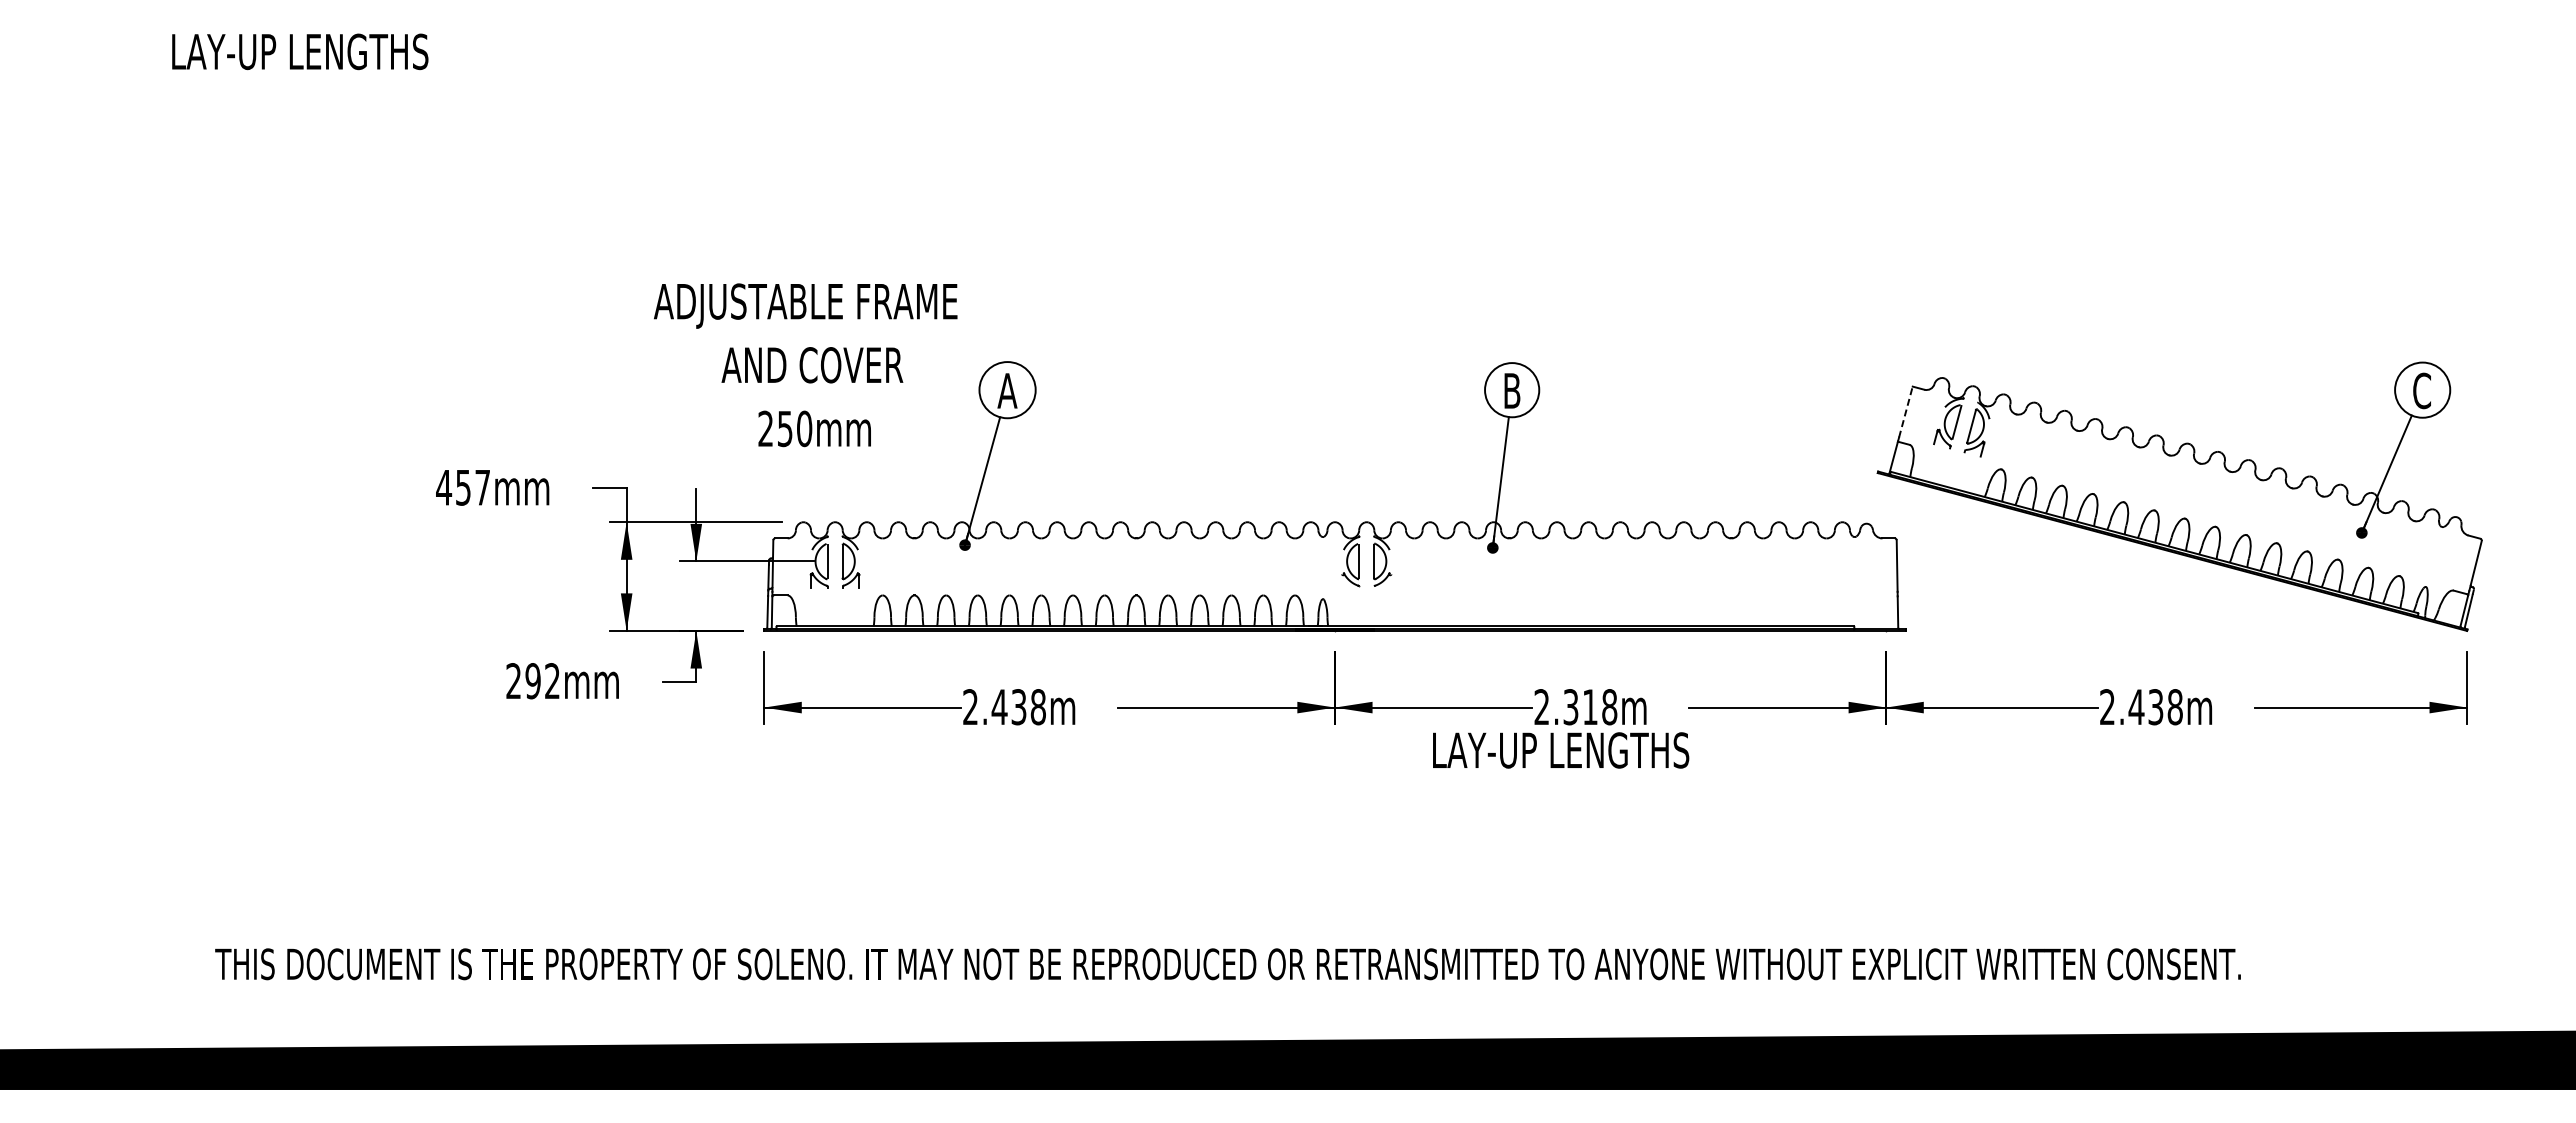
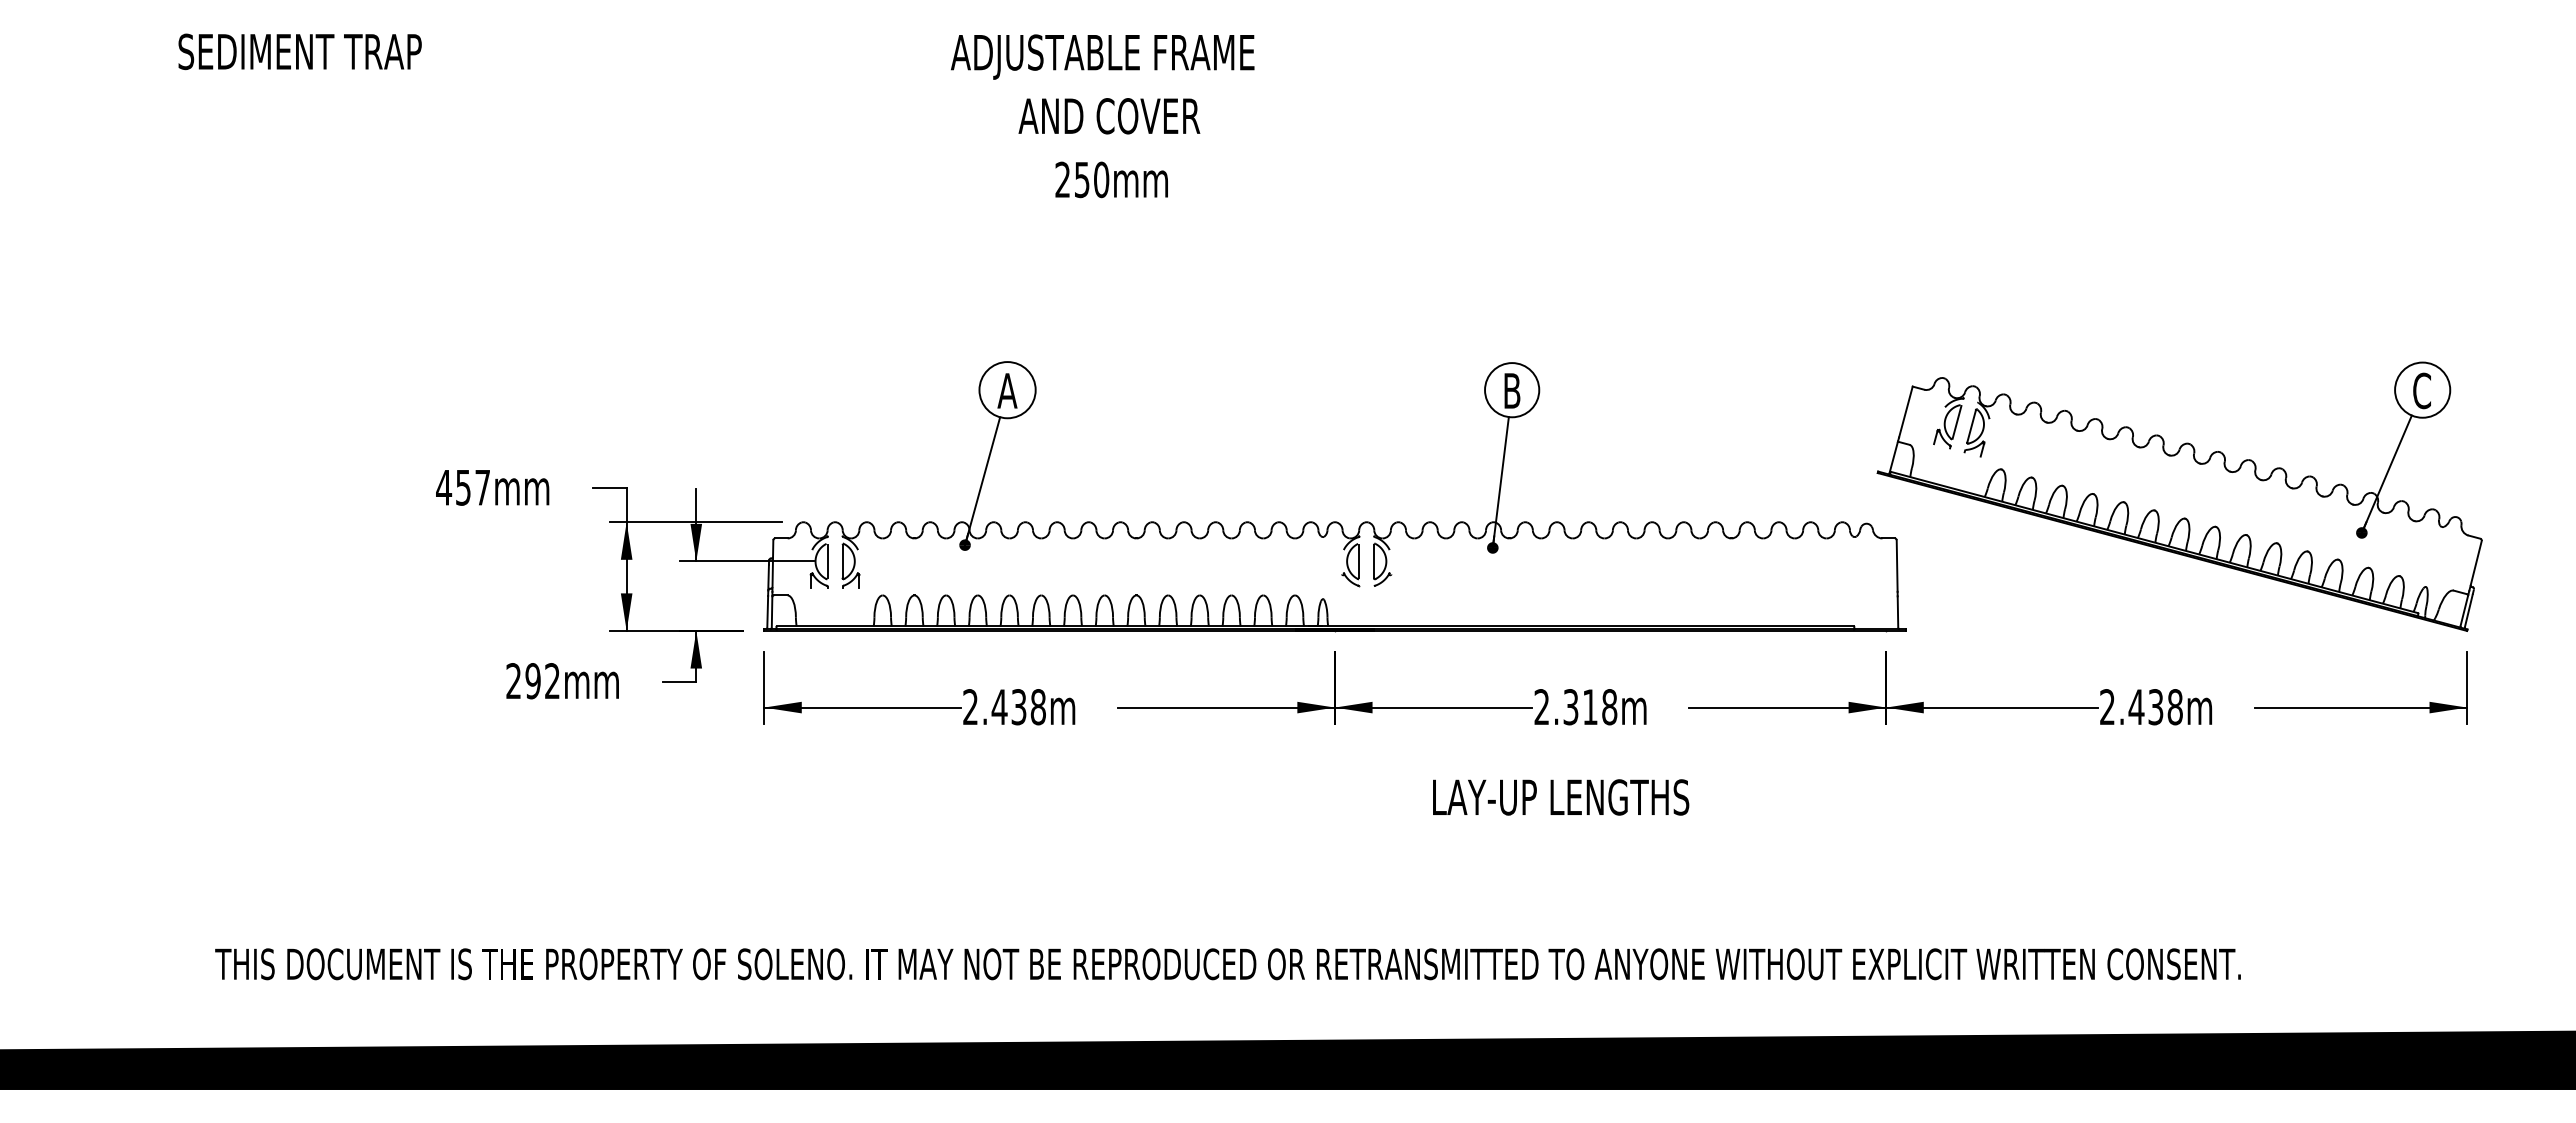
text: LAY-UP LENGTHS -> SEDIMENT TRAP (300, 51)
text position: (805, 365) -> (1102, 116) (1102, 116)
line: dashed -> solid (1906, 411)
text position: (1561, 750) -> (1561, 797) (1561, 797)
